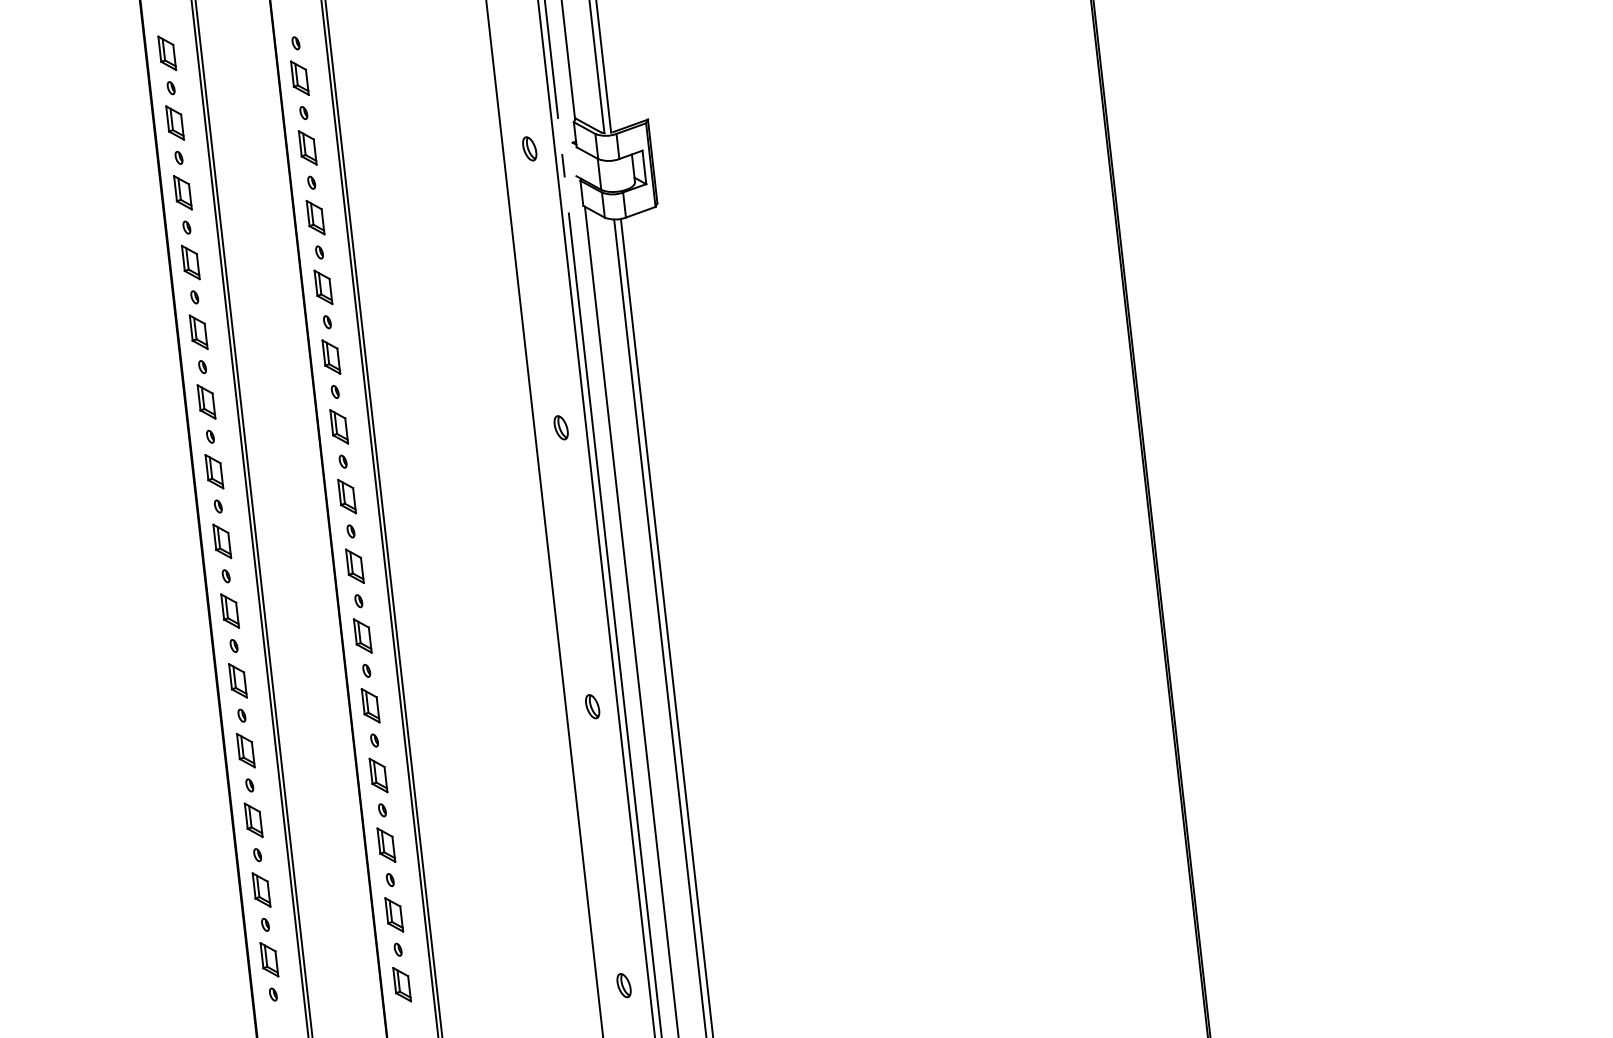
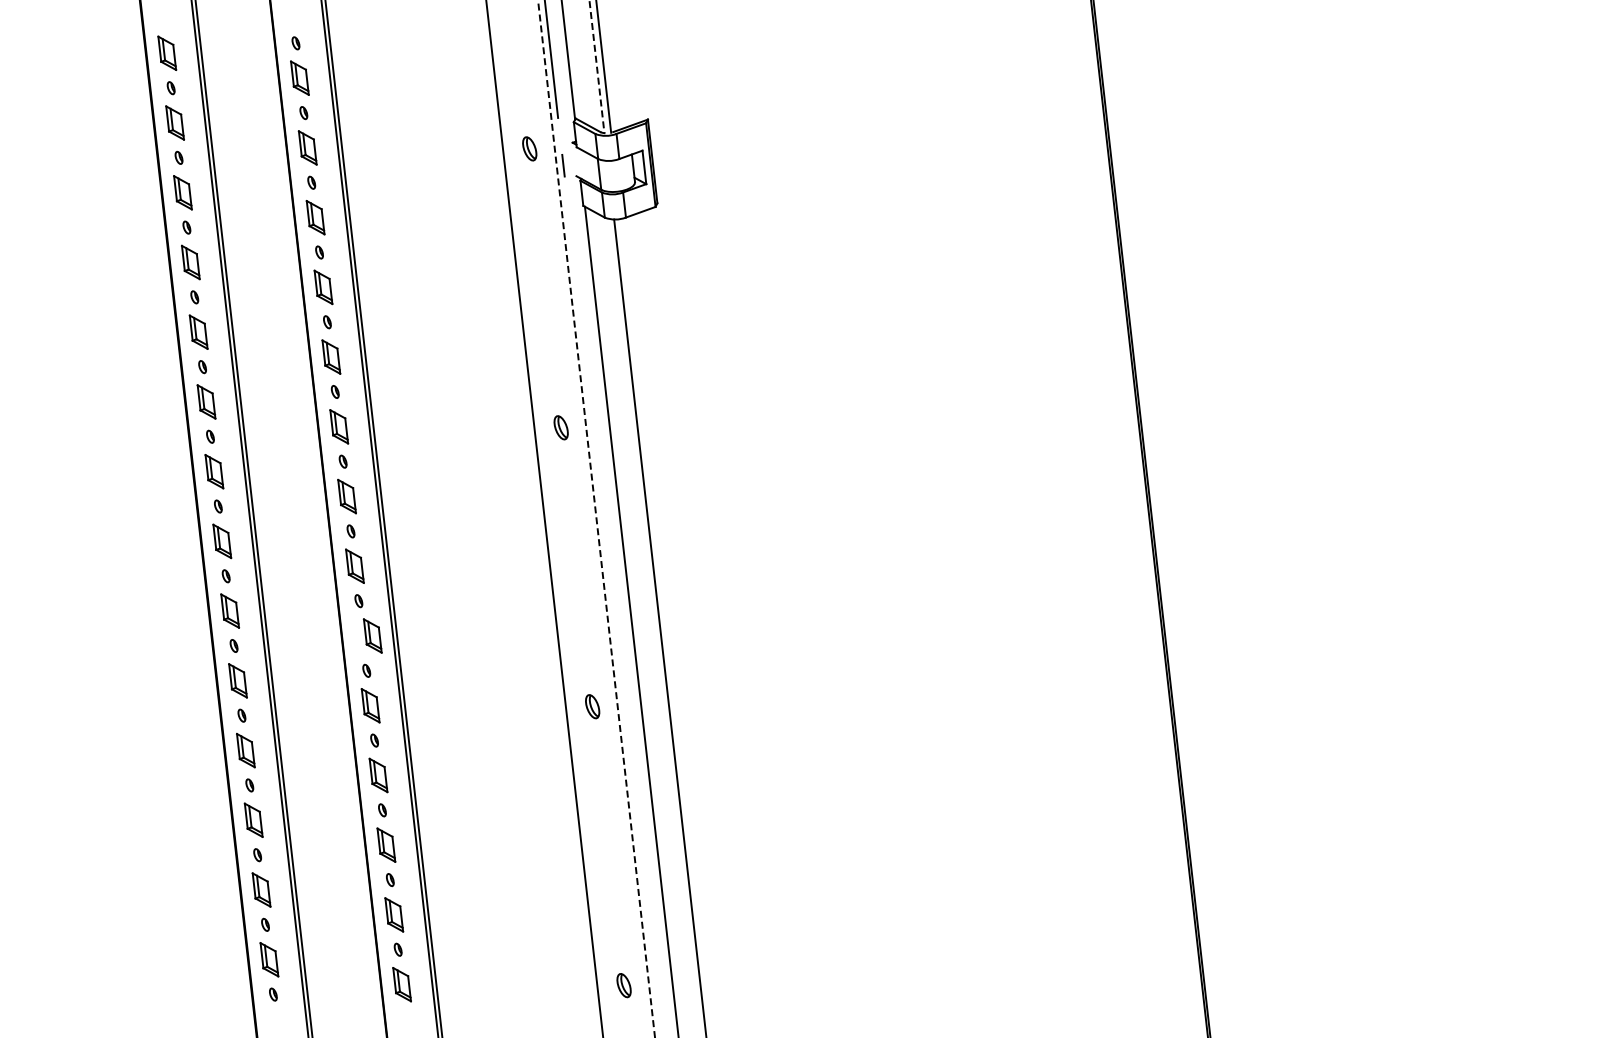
line: solid -> dashed (596, 66)
line: solid -> dashed (596, 519)
line: present -> none (614, 623)
line: present -> none (666, 626)
part position: (362, 635) -> (372, 635) (372, 635)
